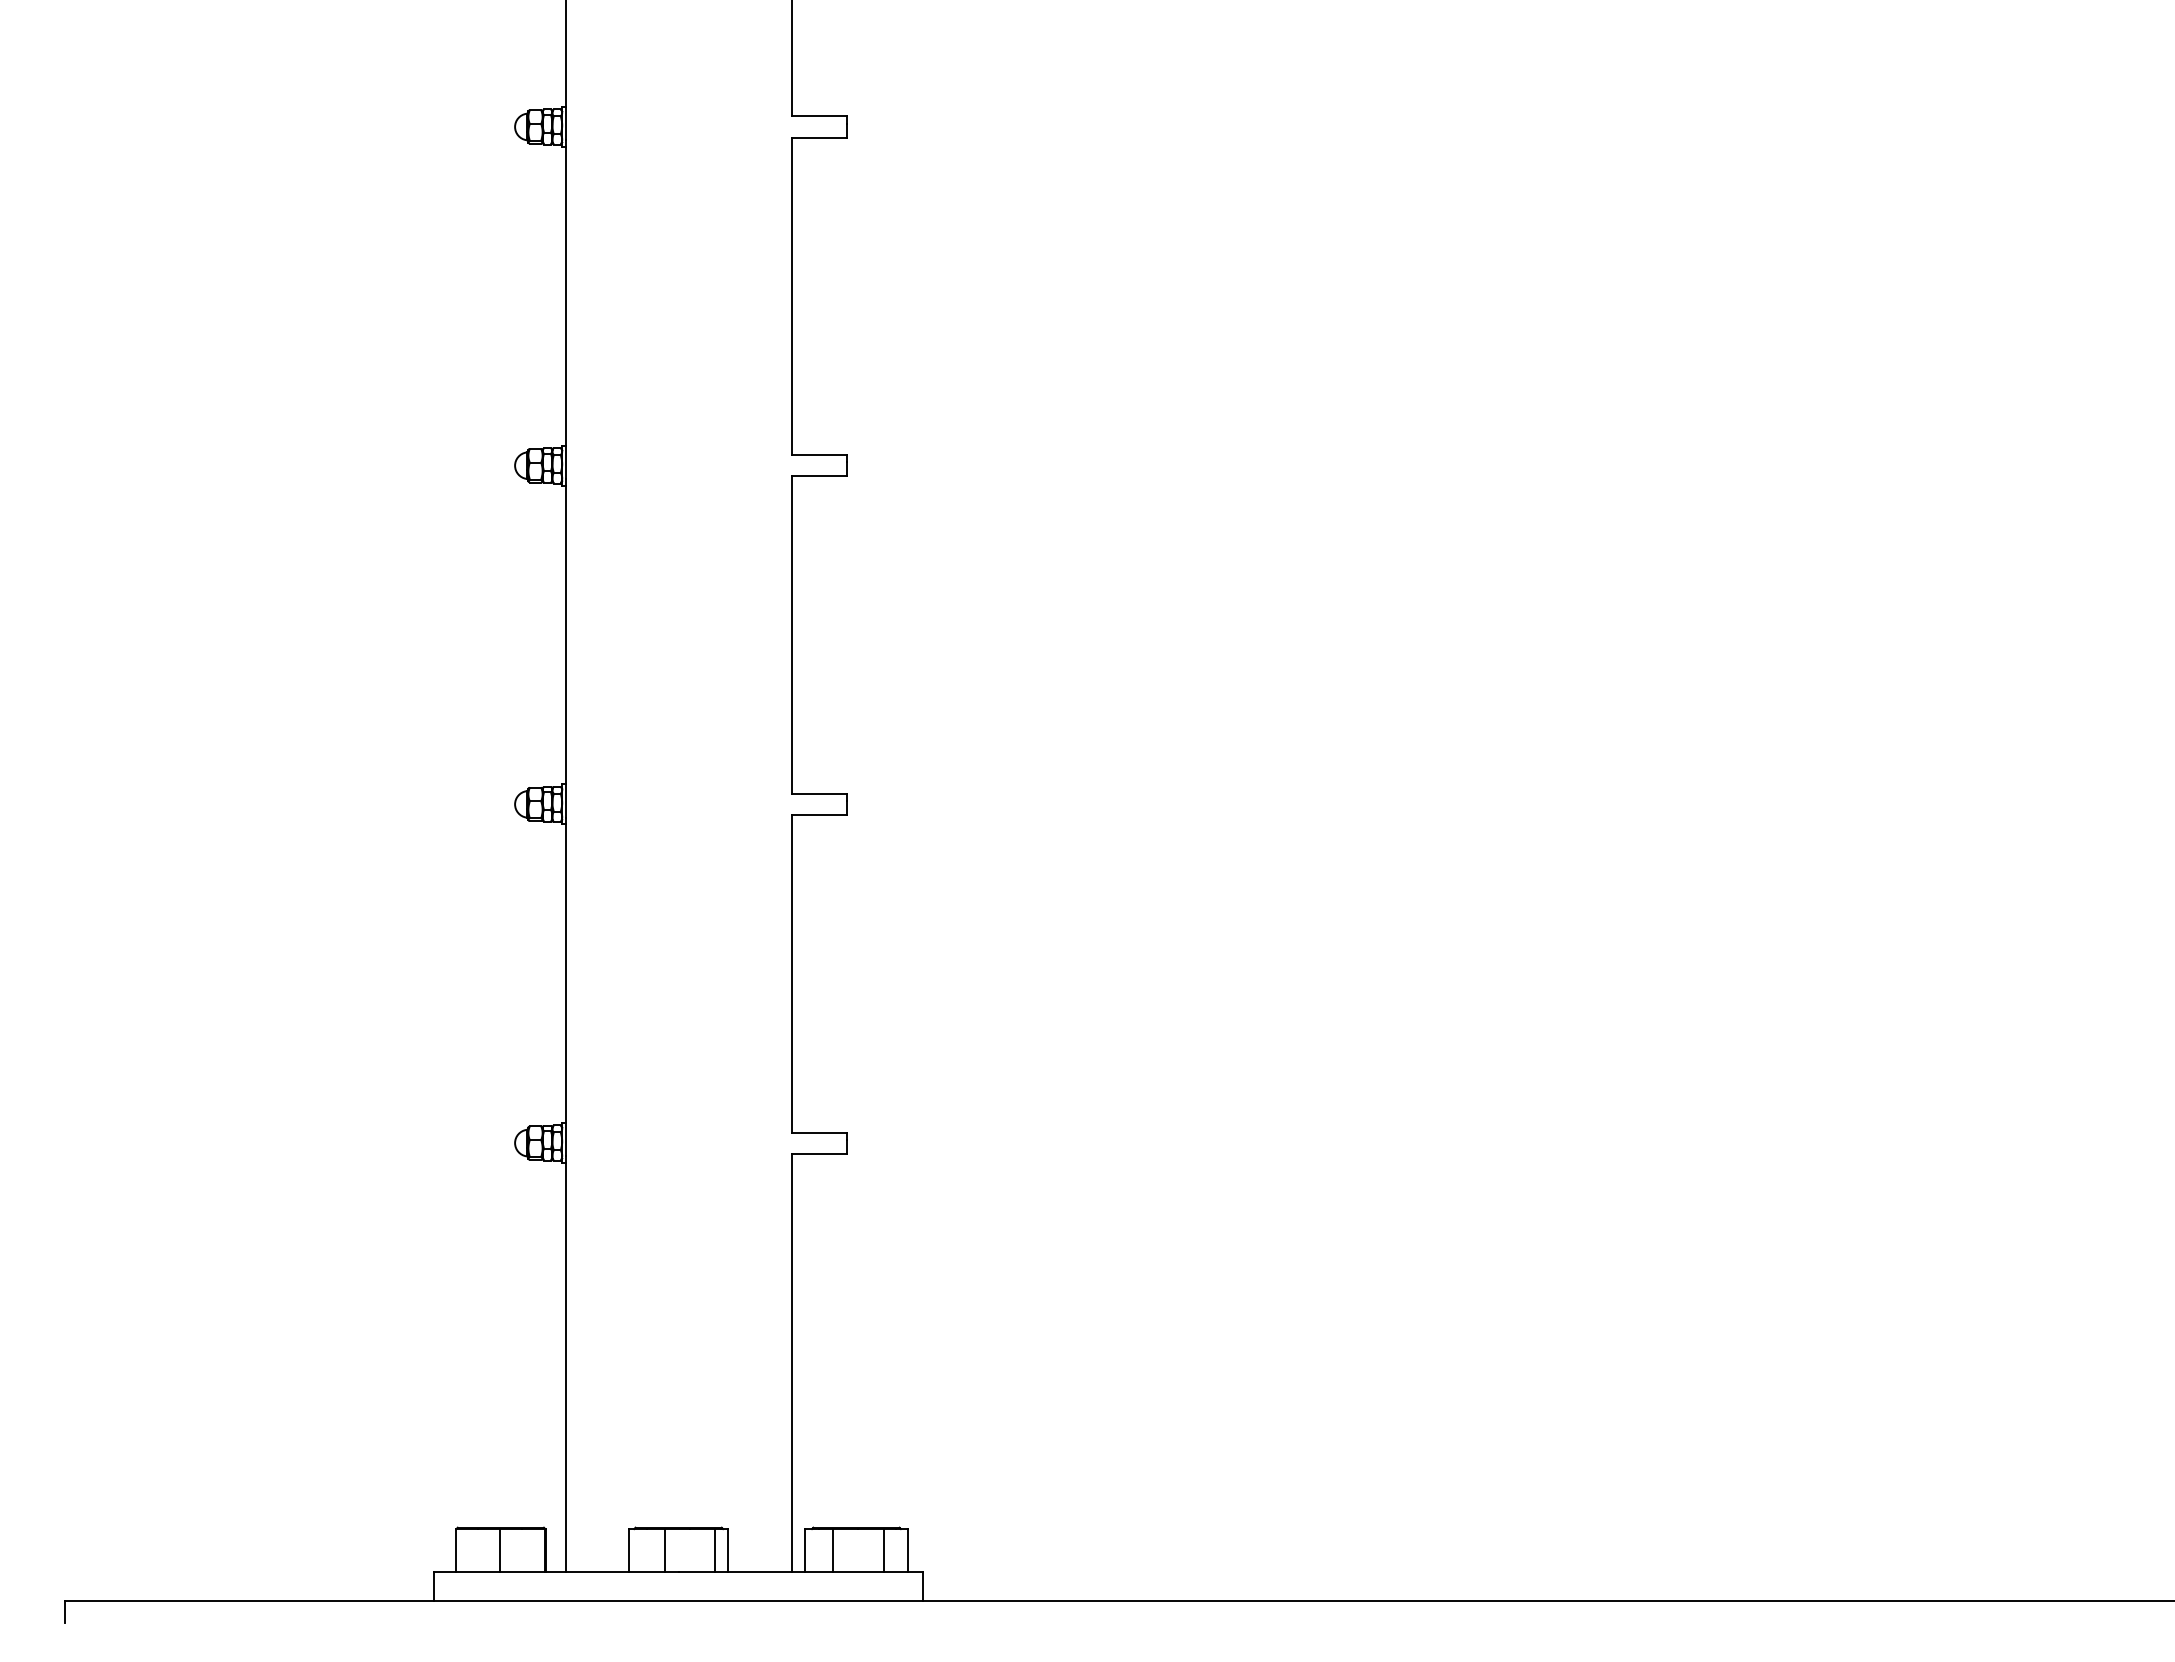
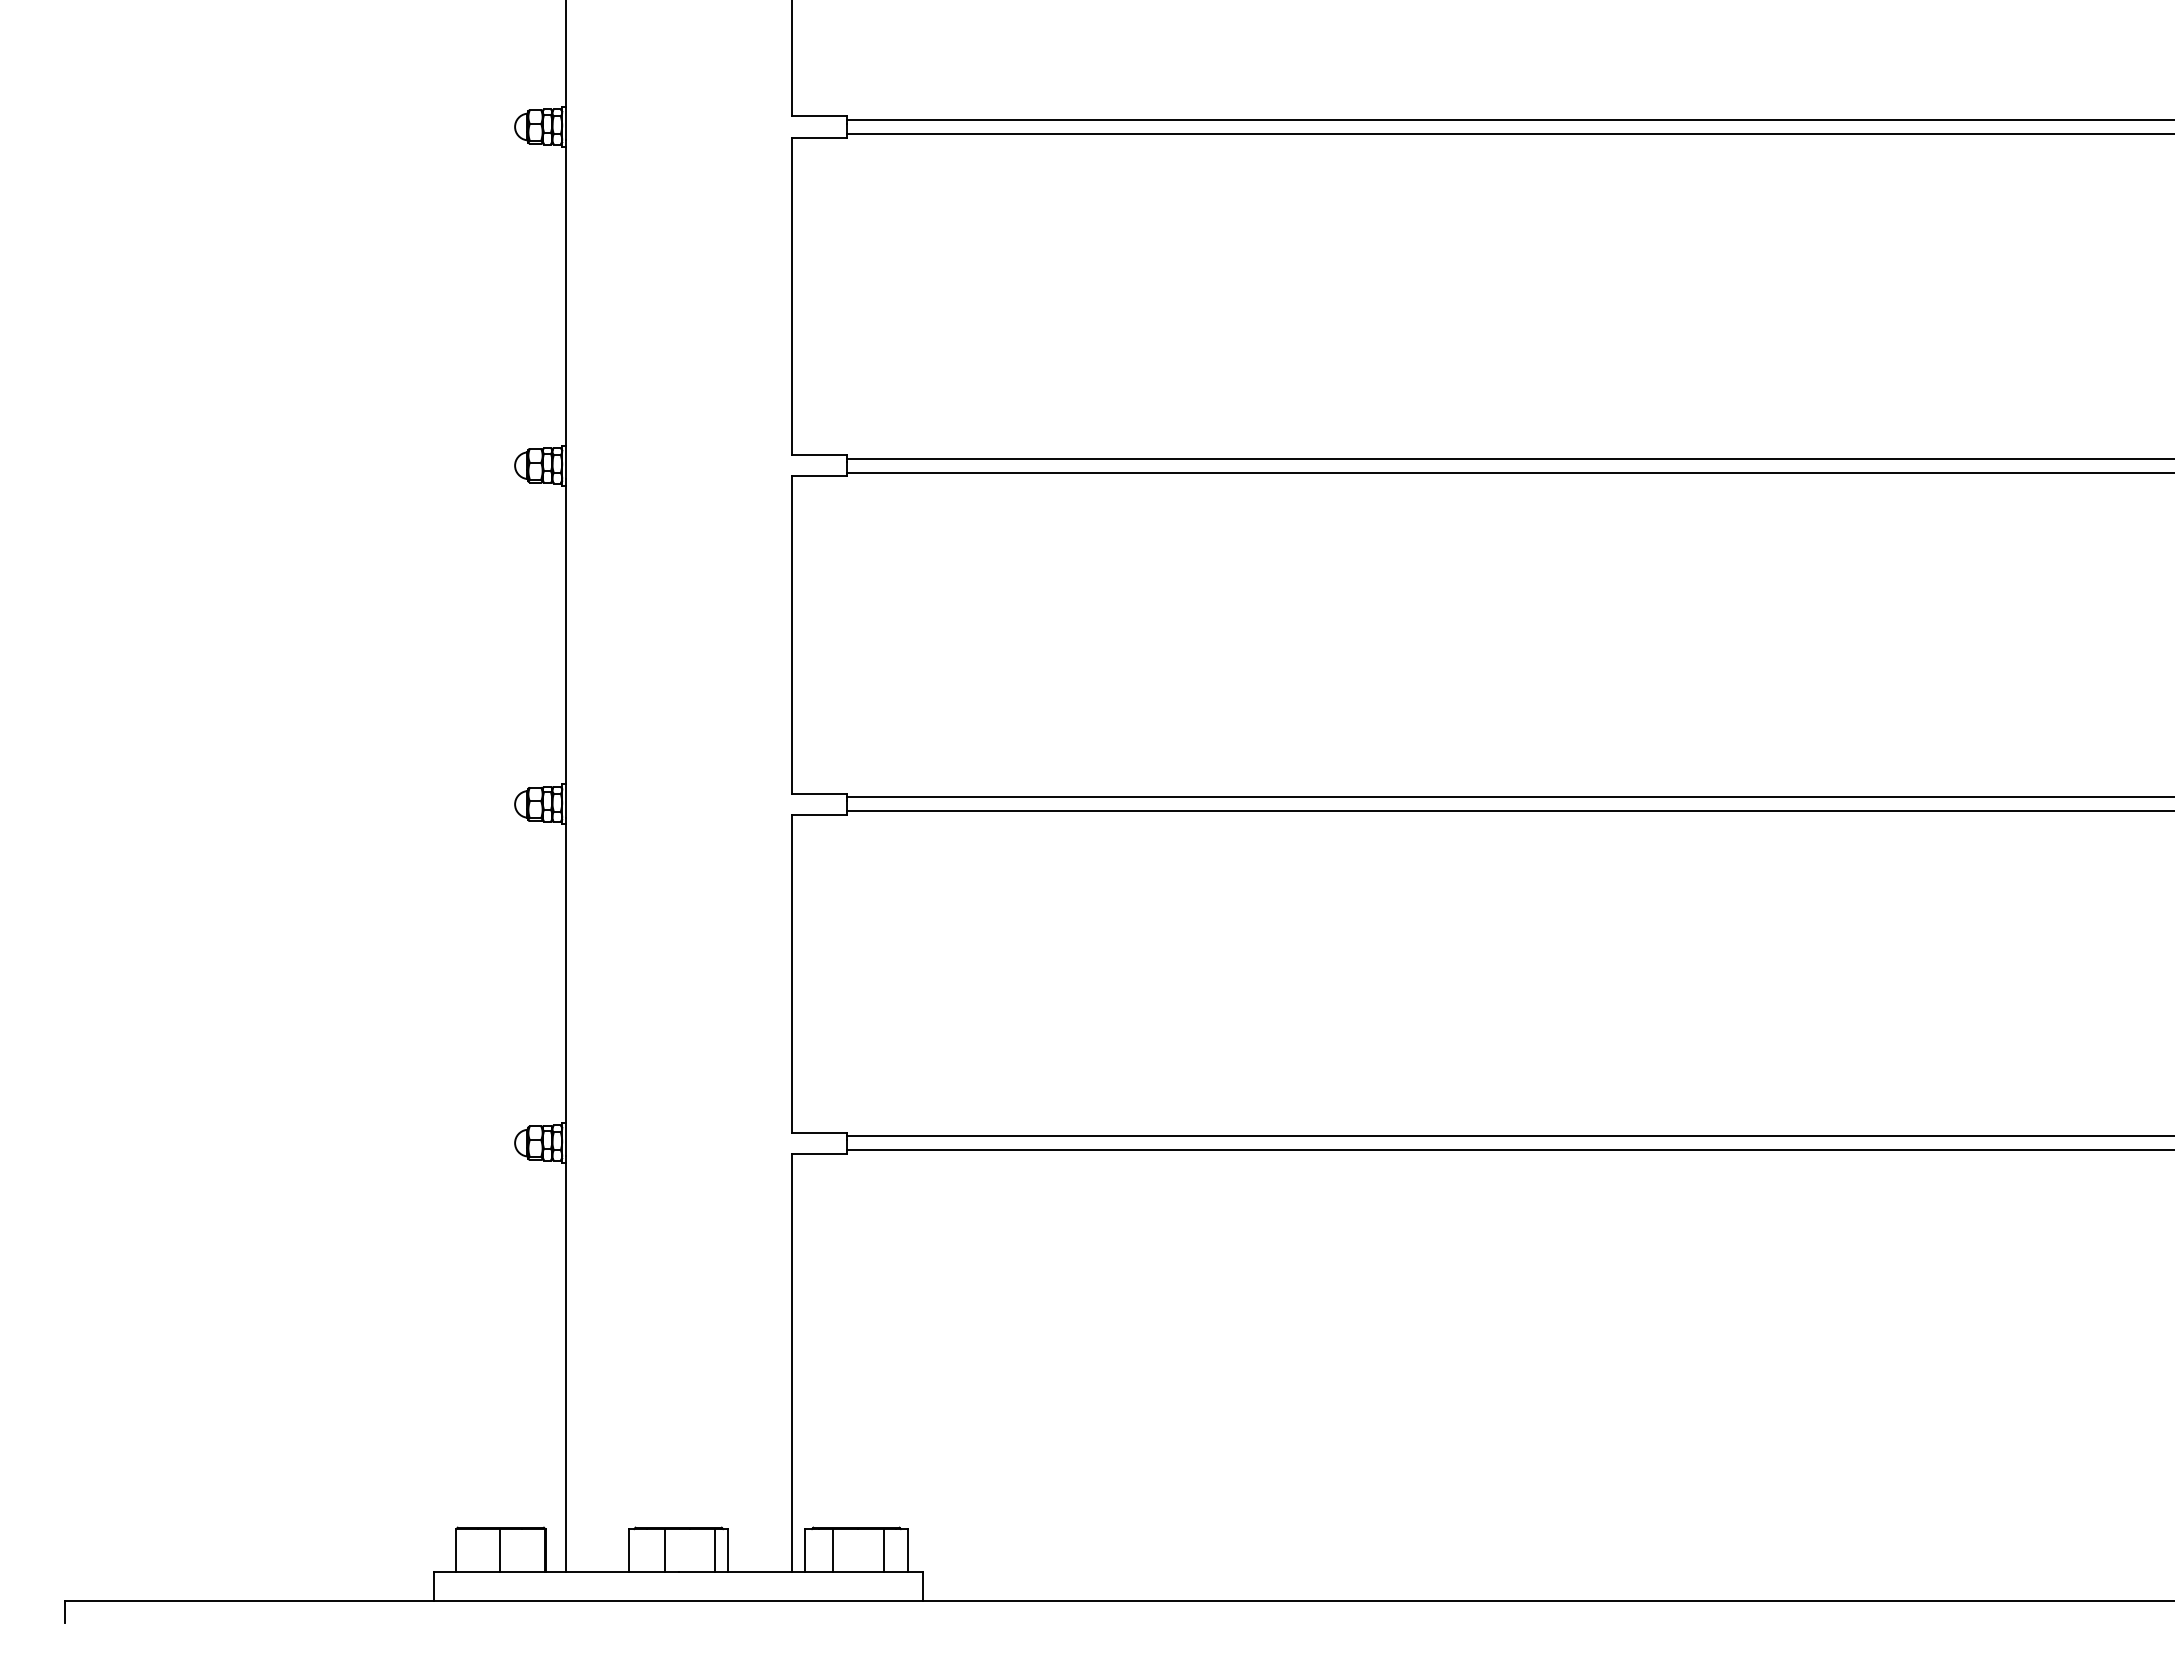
line: none -> present (1509, 119)
line: none -> present (1509, 134)
line: none -> present (1509, 458)
line: none -> present (1509, 472)
line: none -> present (1509, 797)
line: none -> present (1509, 811)
line: none -> present (1509, 1136)
line: none -> present (1509, 1150)
